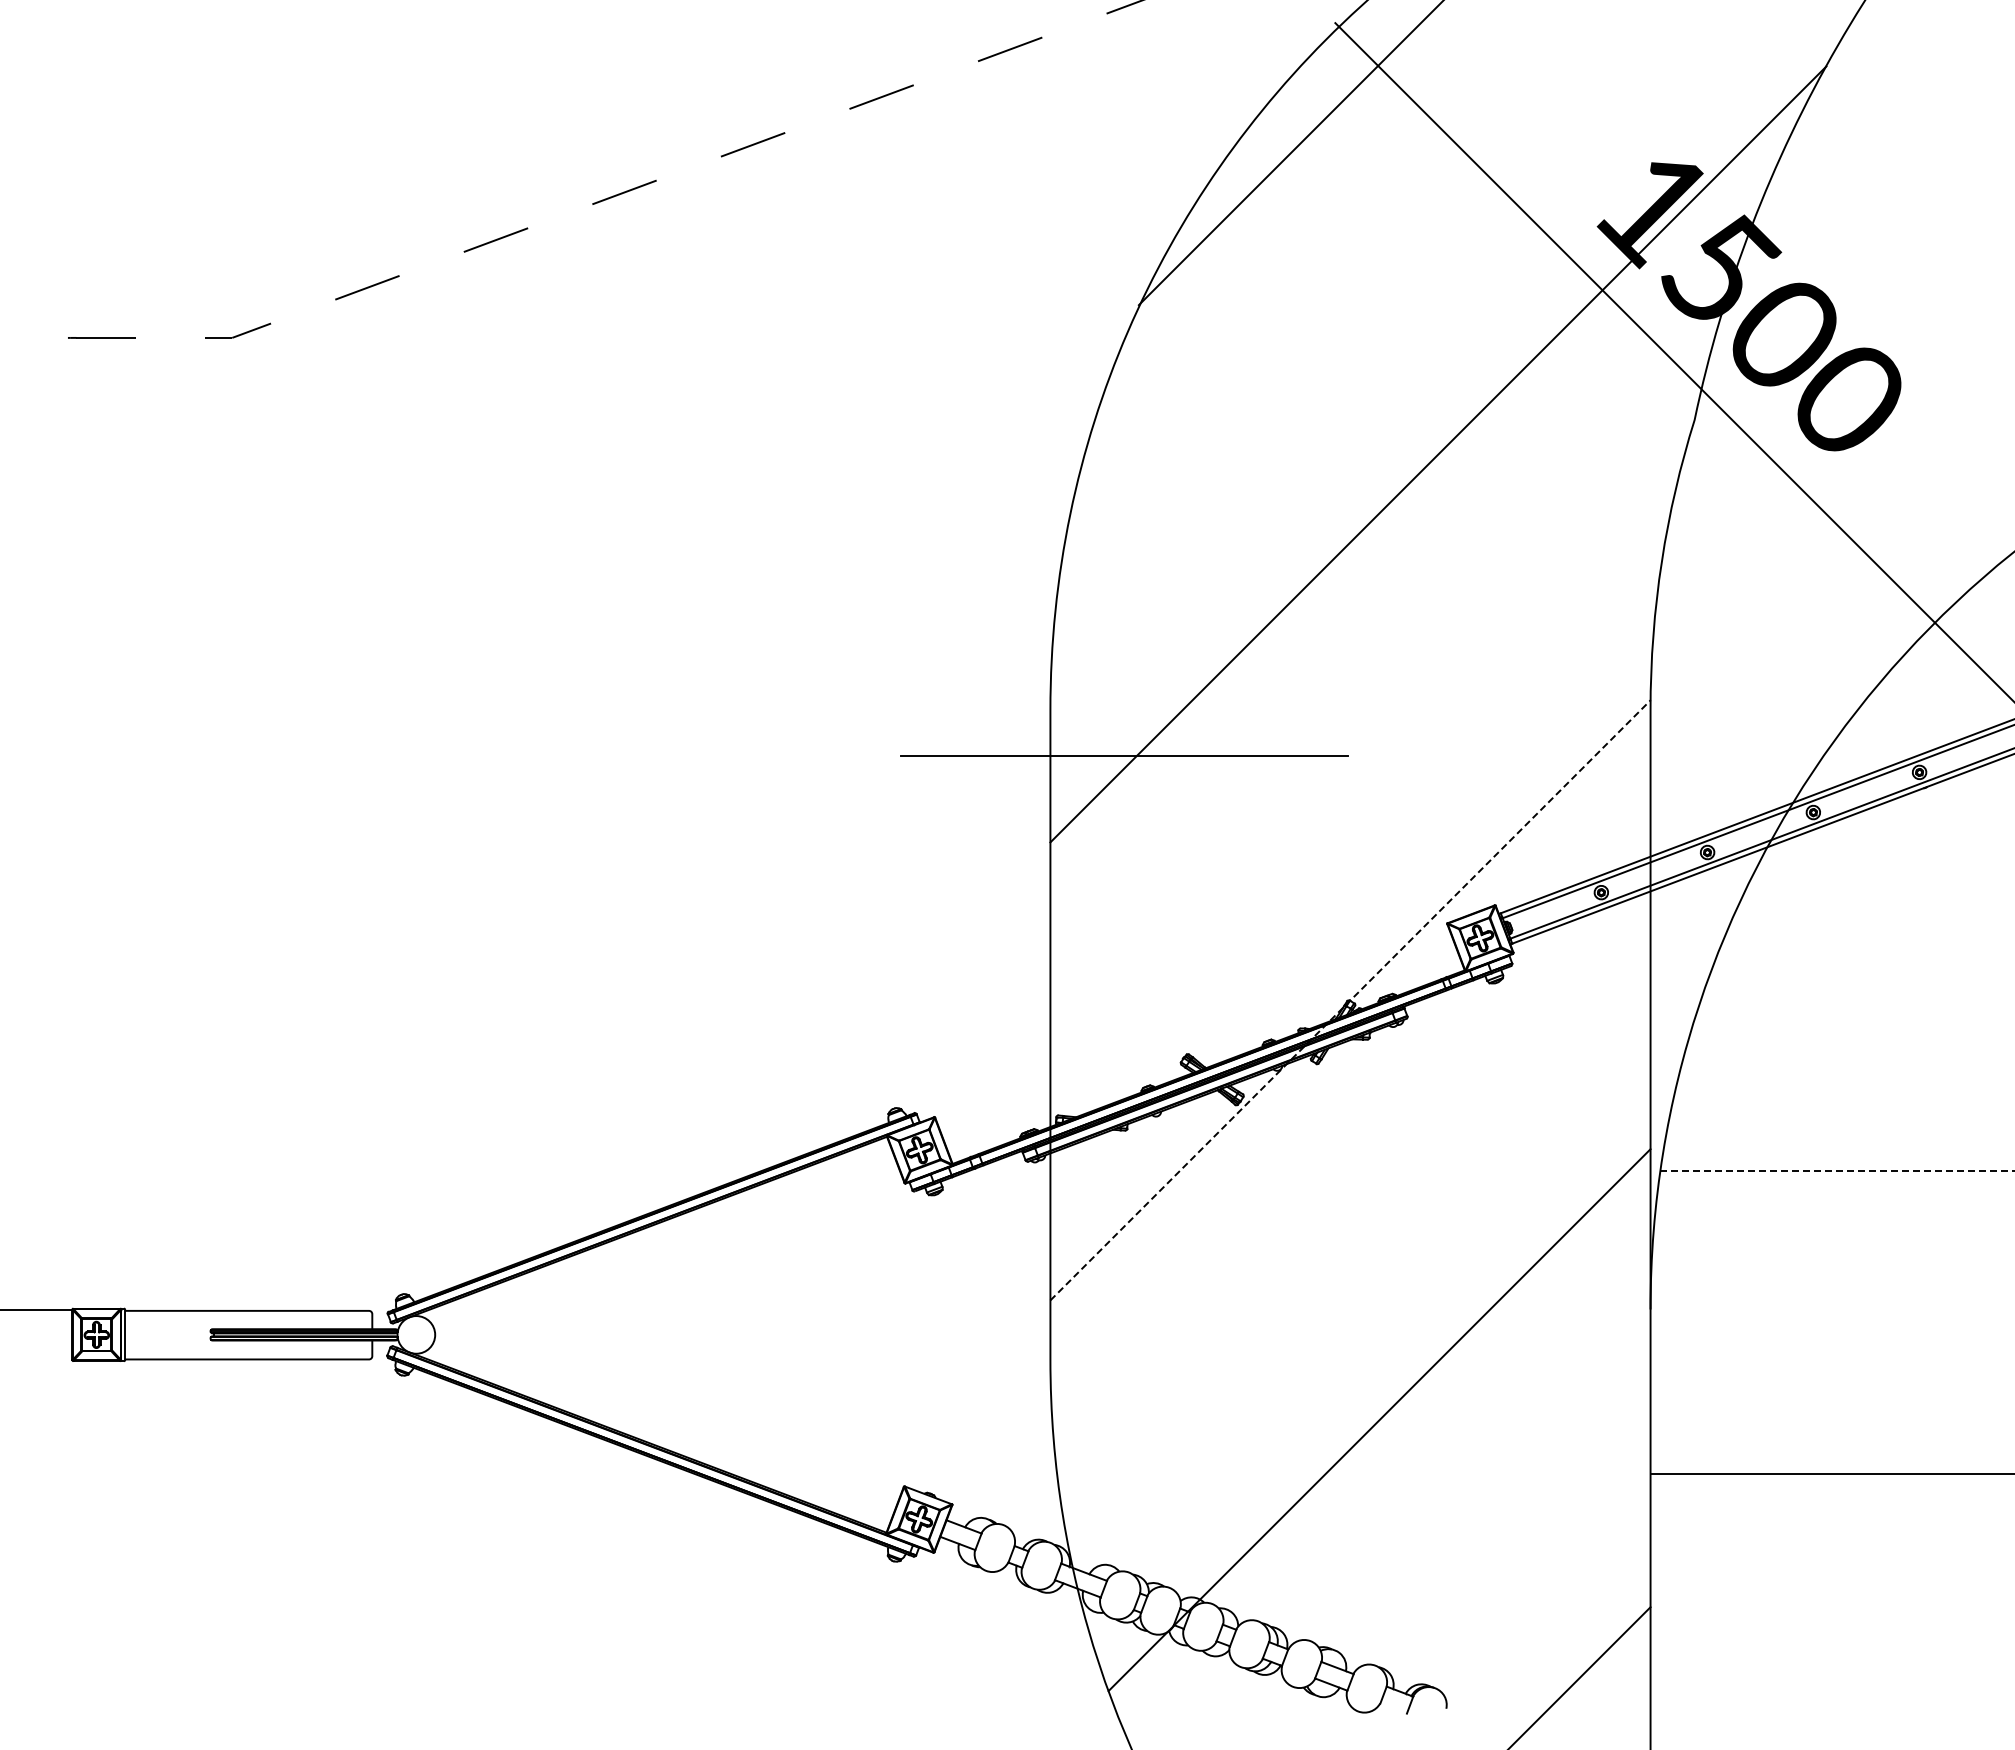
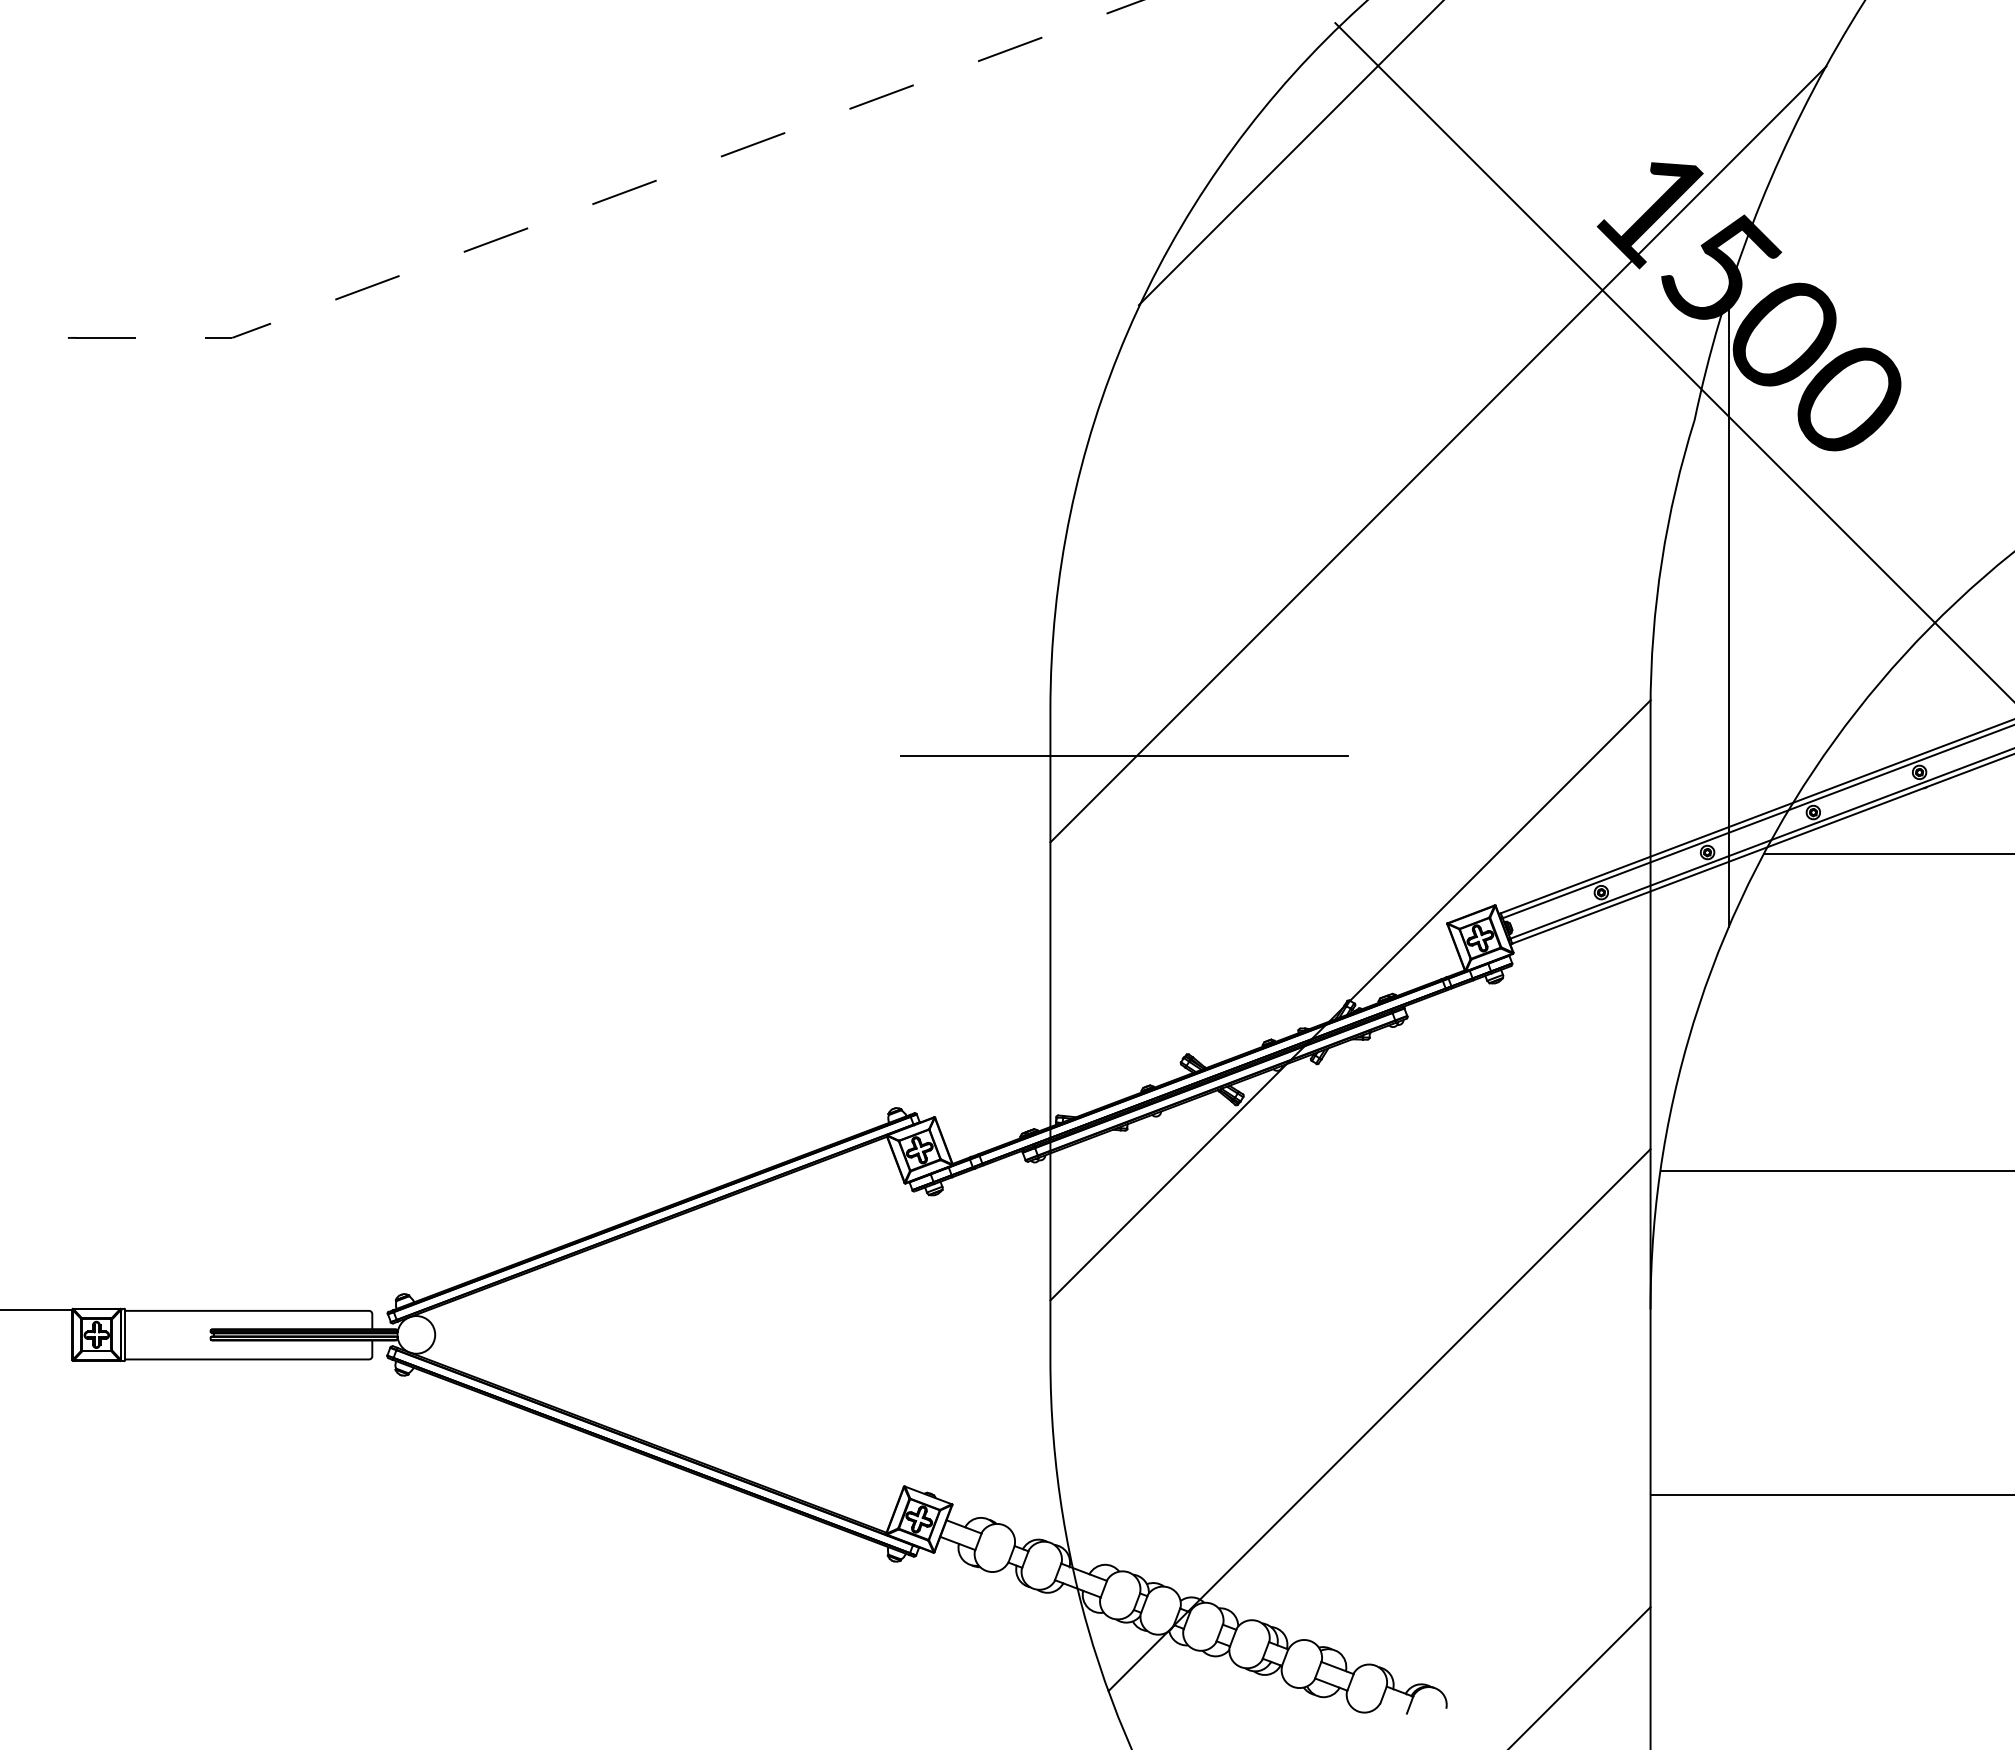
line: none -> present (1728, 608)
line: none -> present (1887, 853)
line: dashed -> solid (1350, 999)
line: dashed -> solid (1837, 1171)
line position: (1830, 1473) -> (1830, 1494) (1830, 1494)
